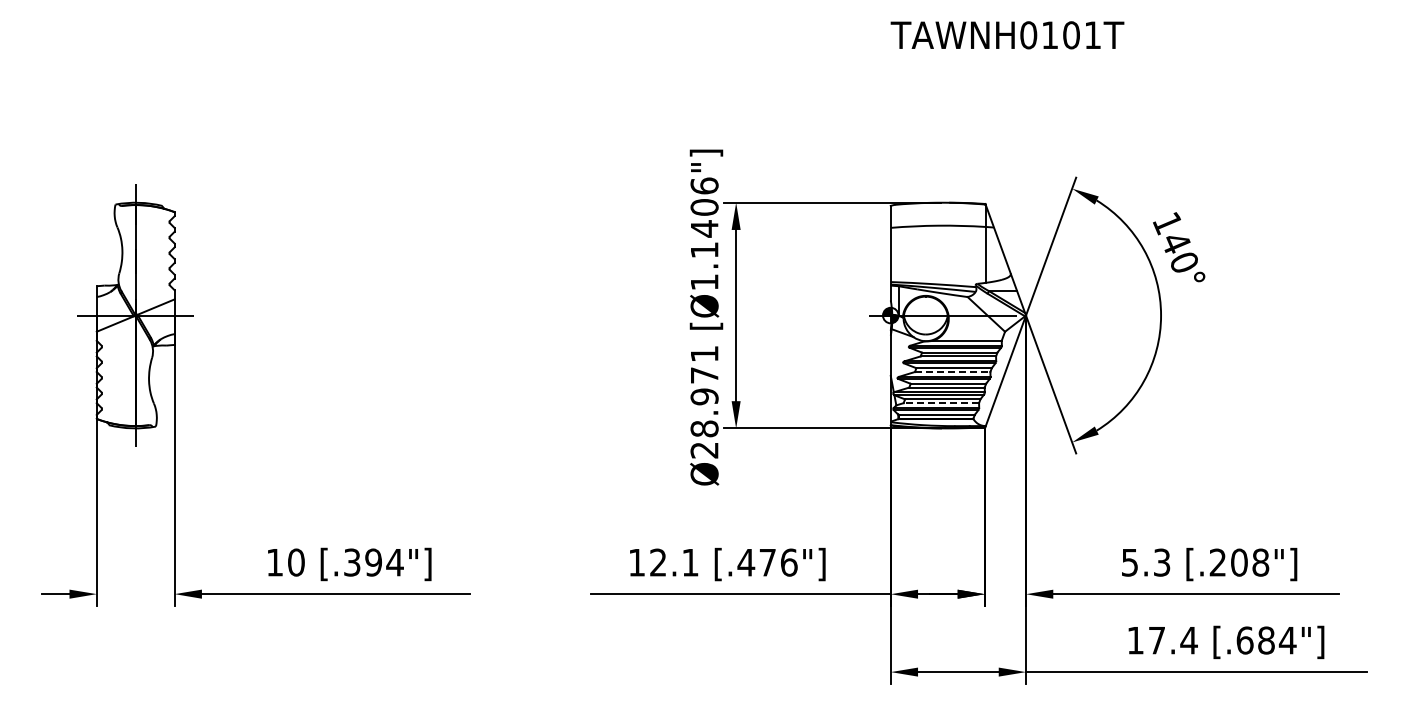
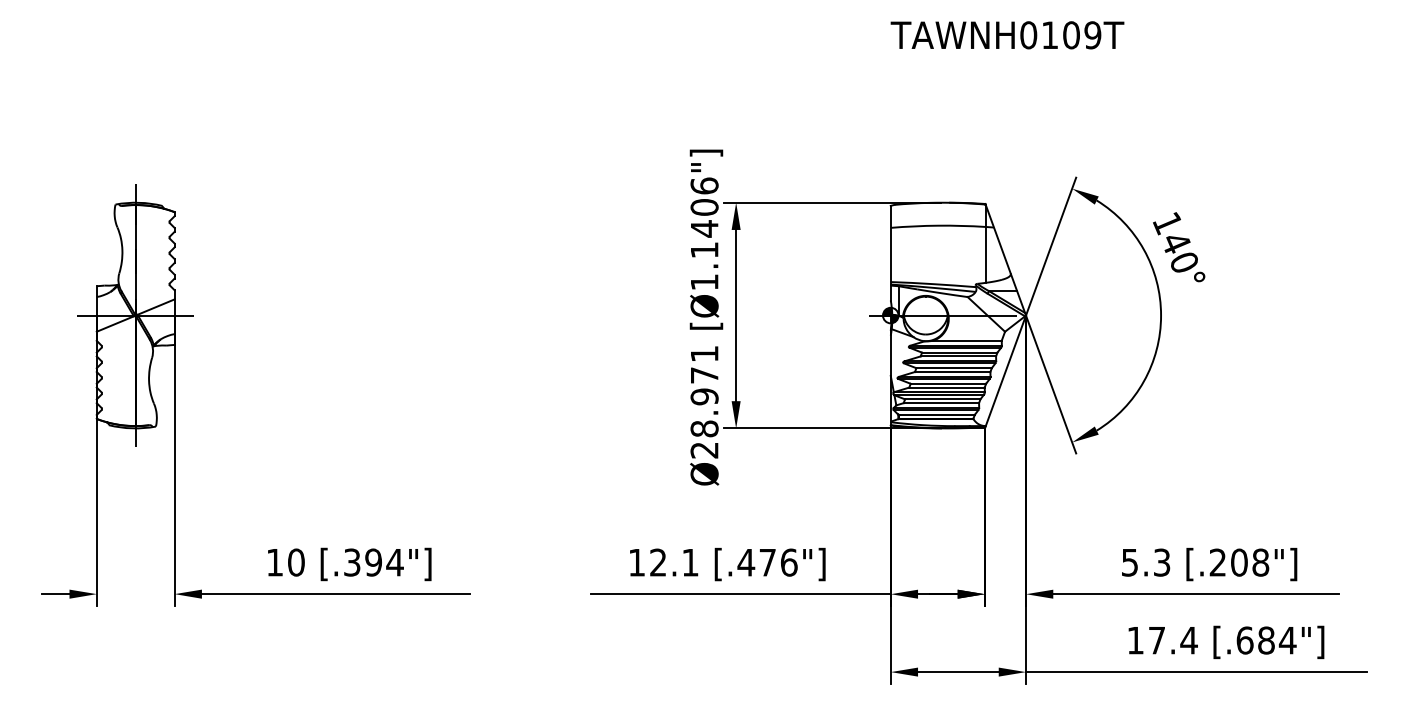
text: TAWNH0101T -> TAWNH0109T (1092, 35)
line: dashed -> solid (952, 372)
line: dashed -> solid (941, 403)
